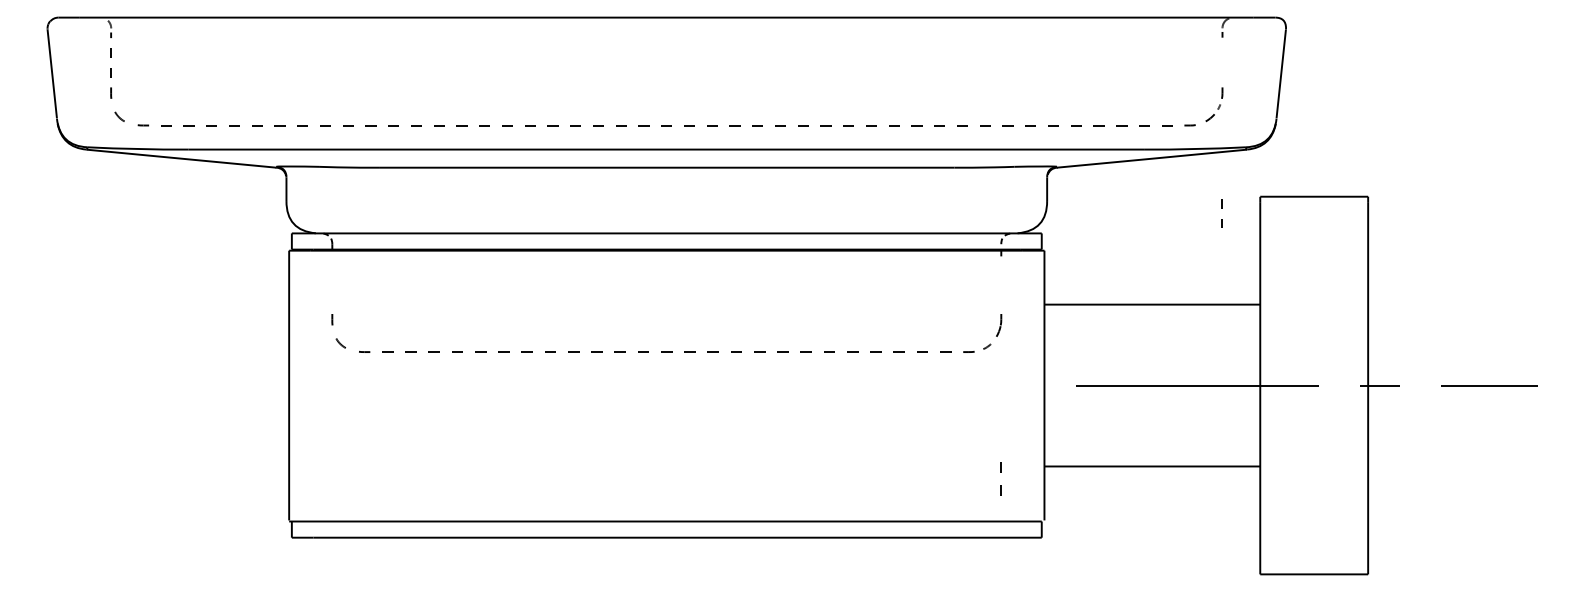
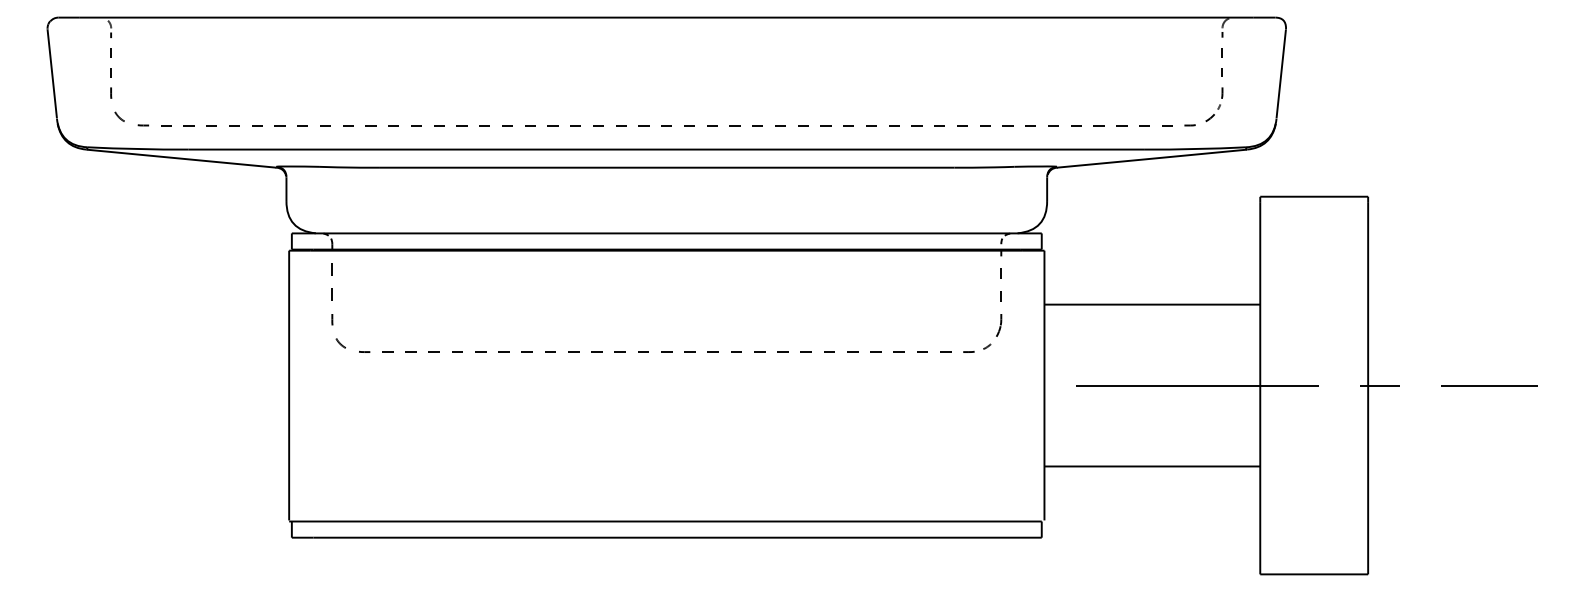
line position: (1221, 208) -> (1221, 57) (1221, 57)
line: none -> present (331, 275)
line position: (1000, 472) -> (1000, 278) (1000, 278)
